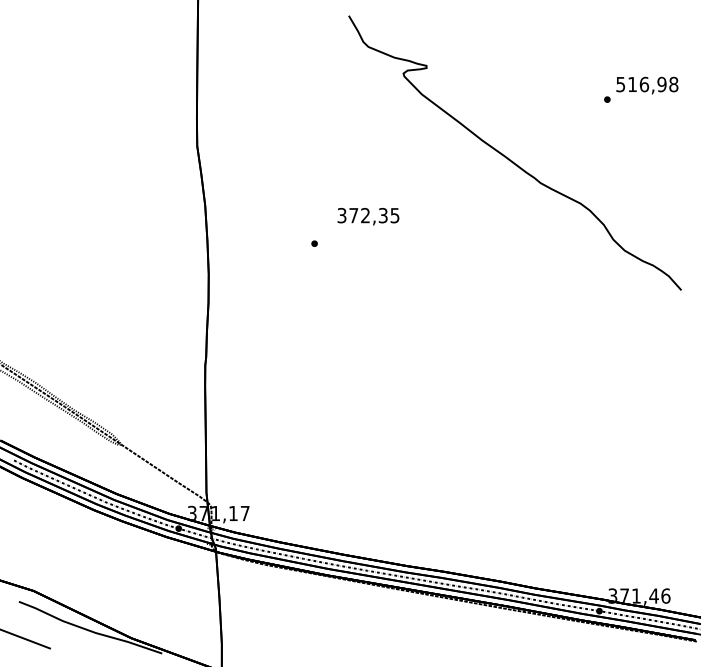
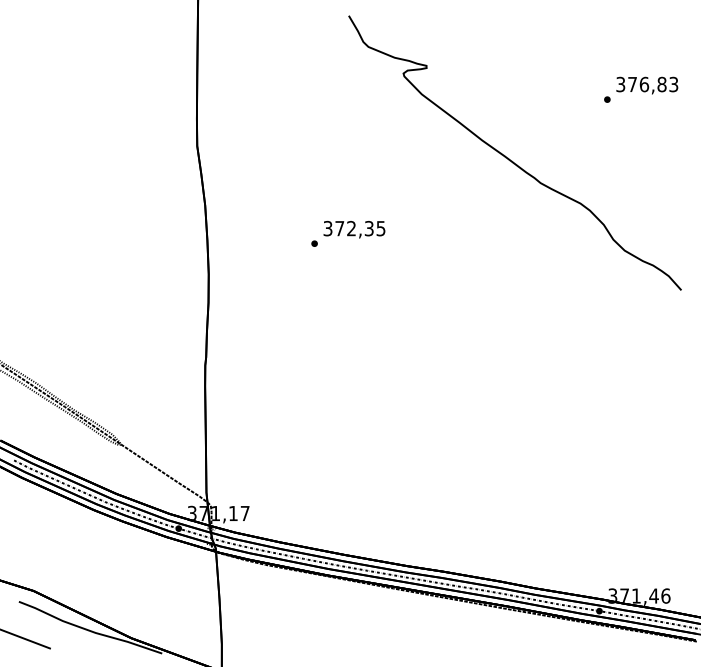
text: 516,98 -> 376,83 (647, 84)
text position: (368, 216) -> (354, 229) (354, 229)
